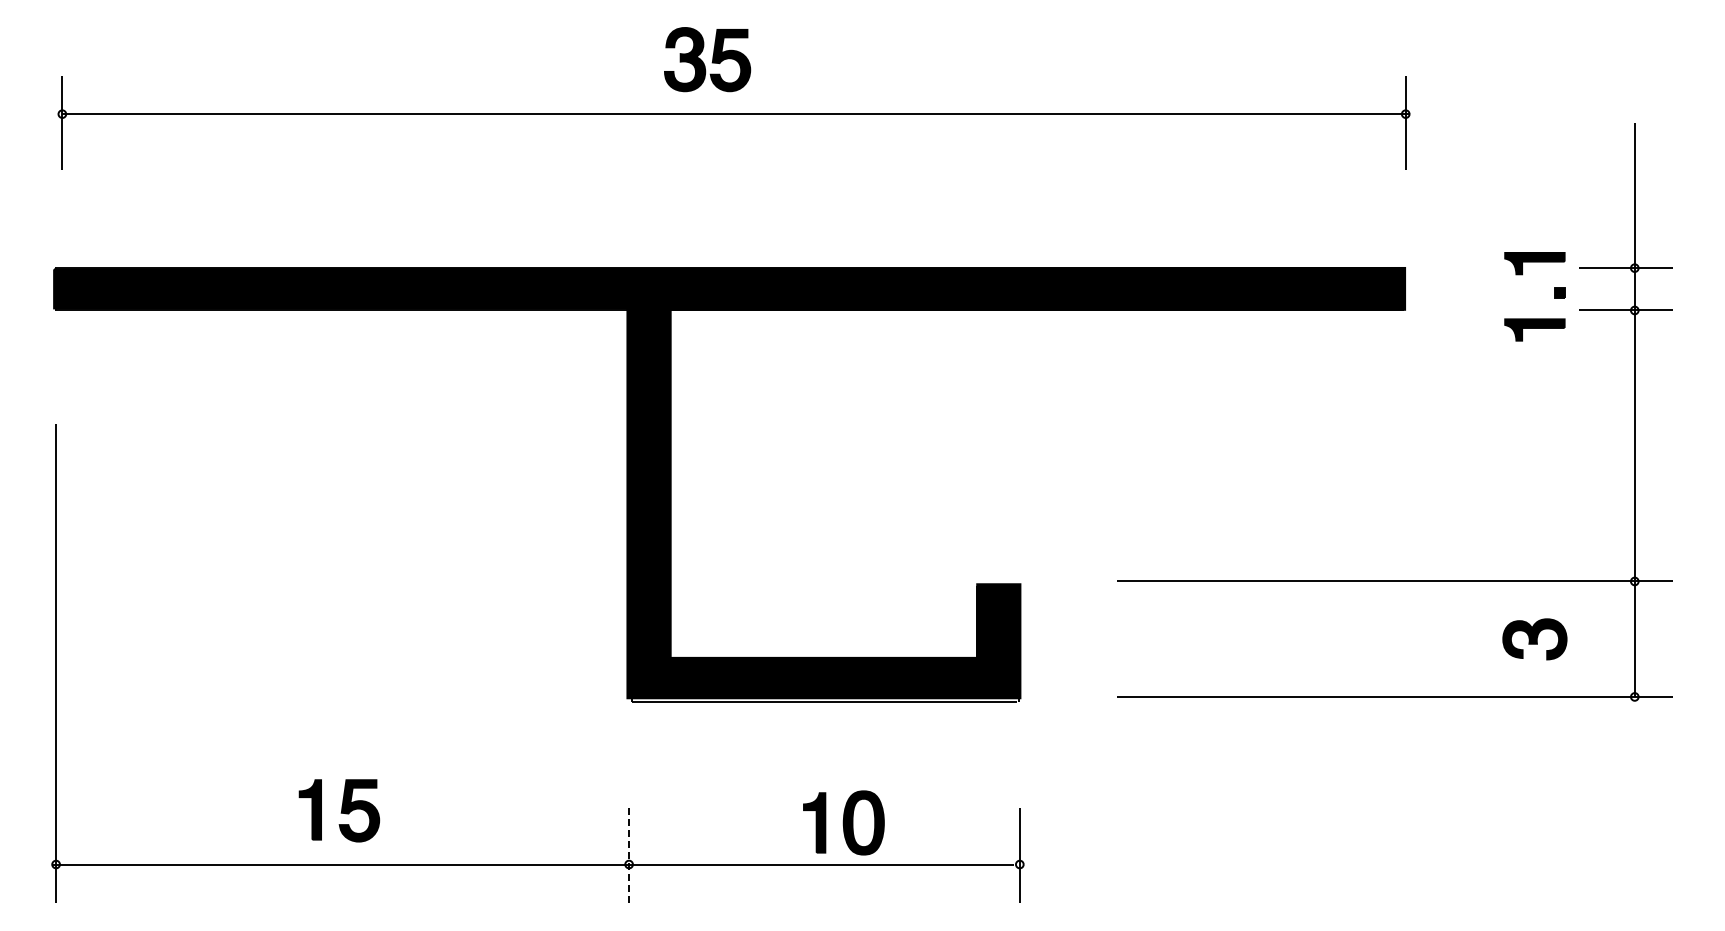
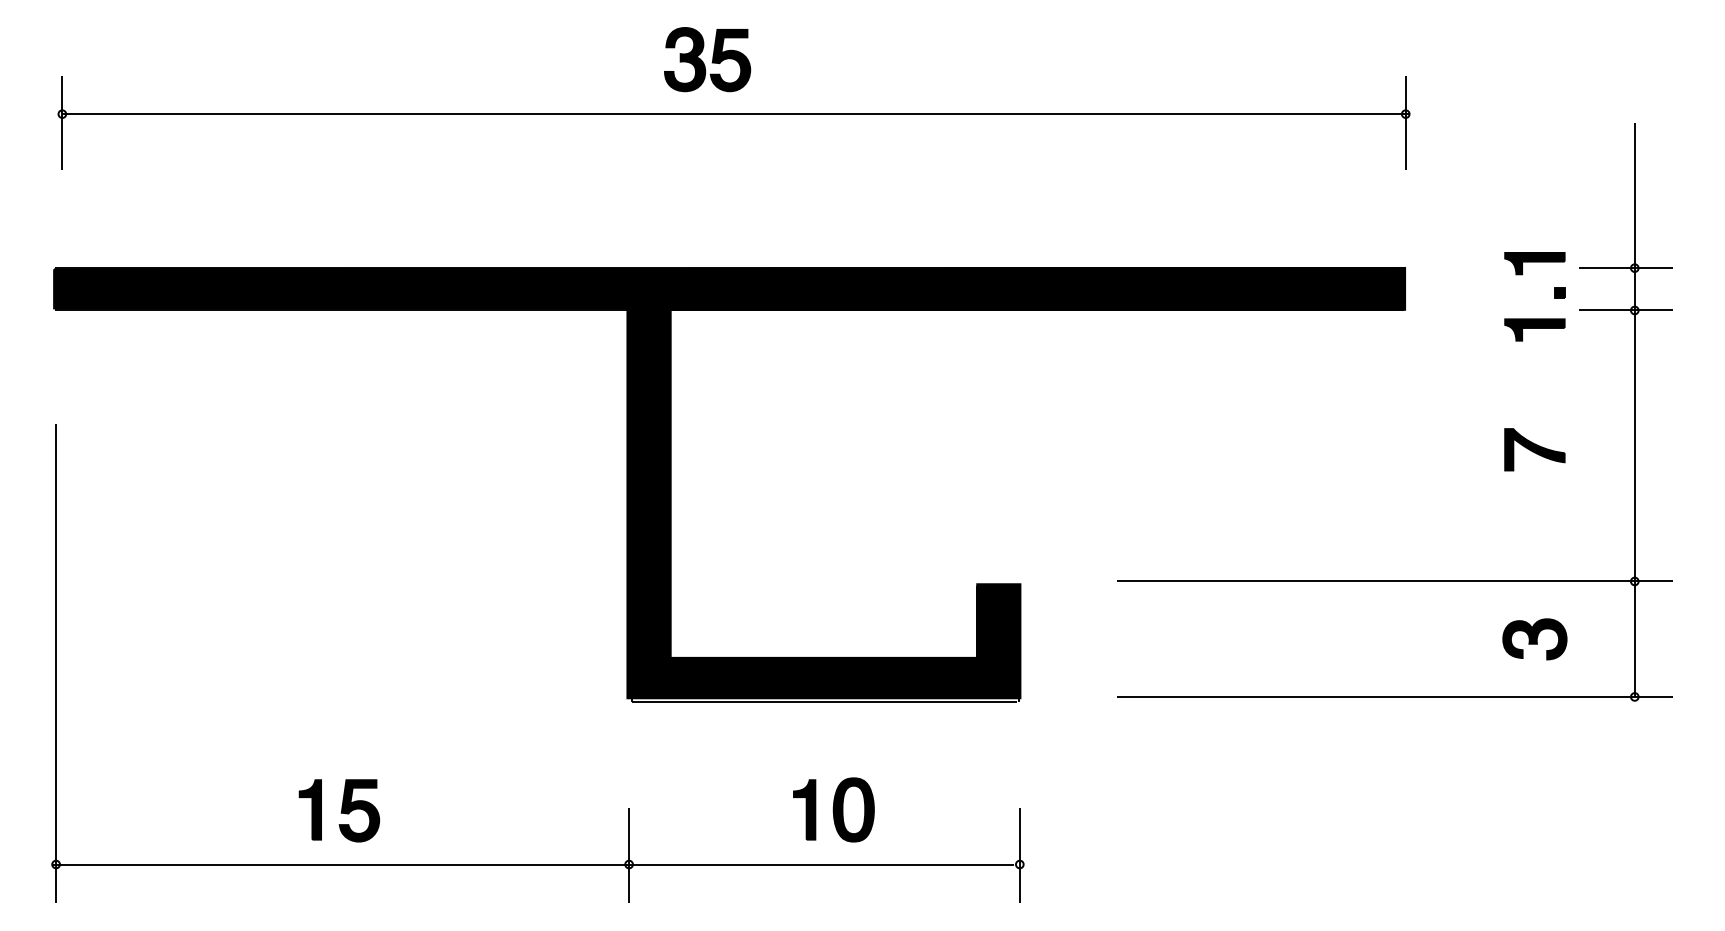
part: none -> present (1534, 449)
part position: (843, 822) -> (833, 809) (833, 809)
line: dashed -> solid (629, 856)
